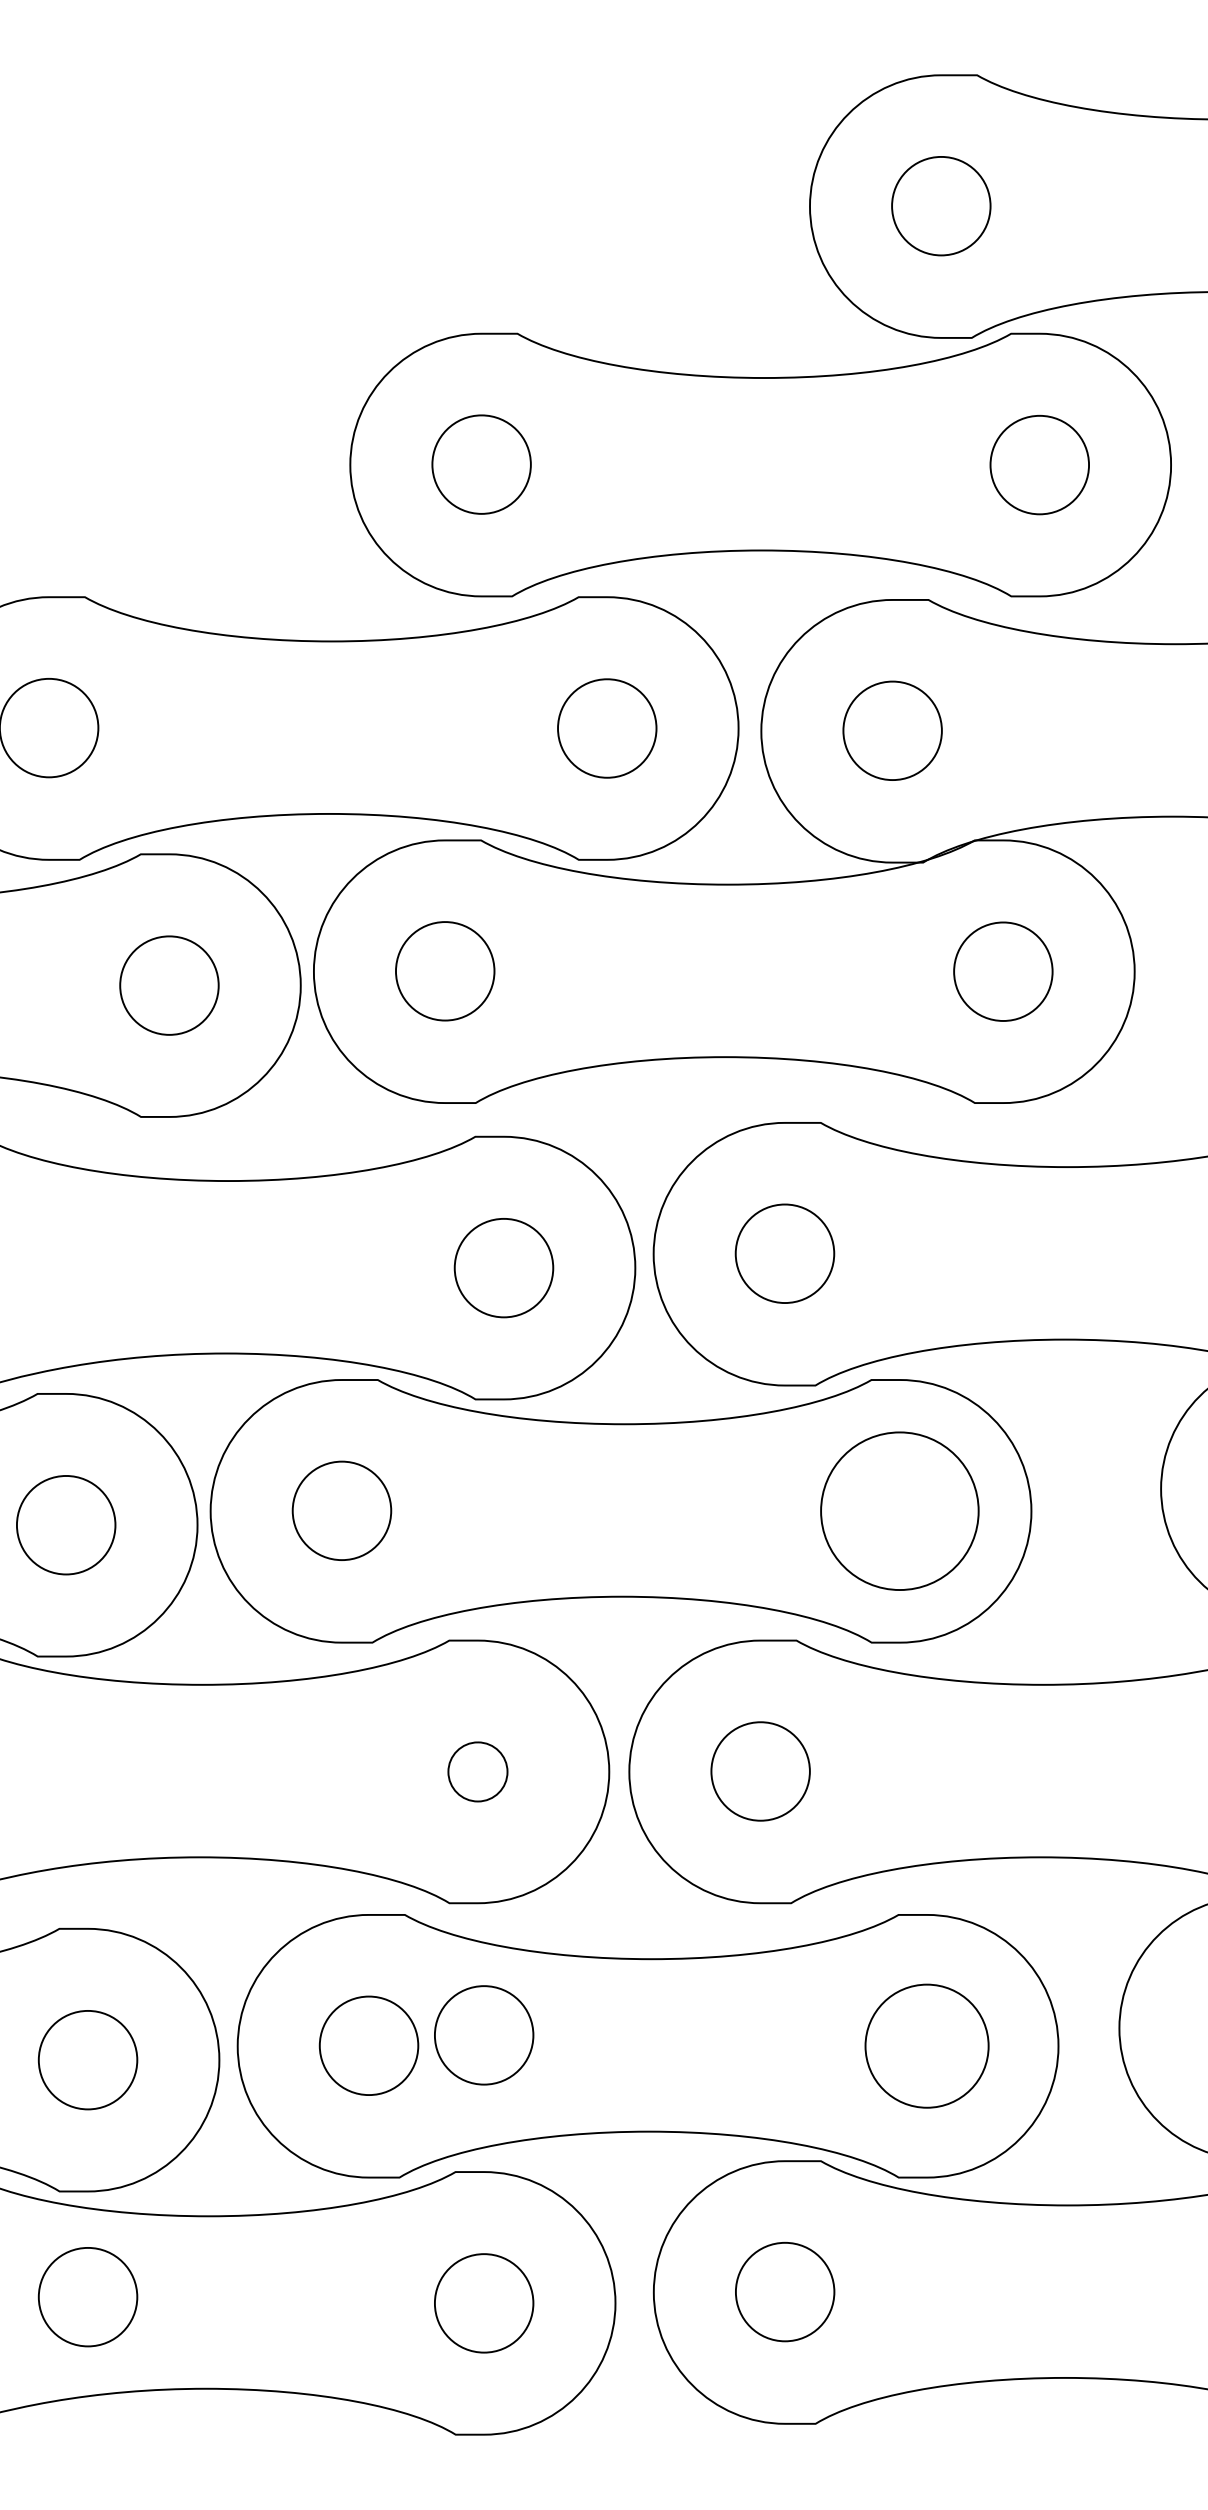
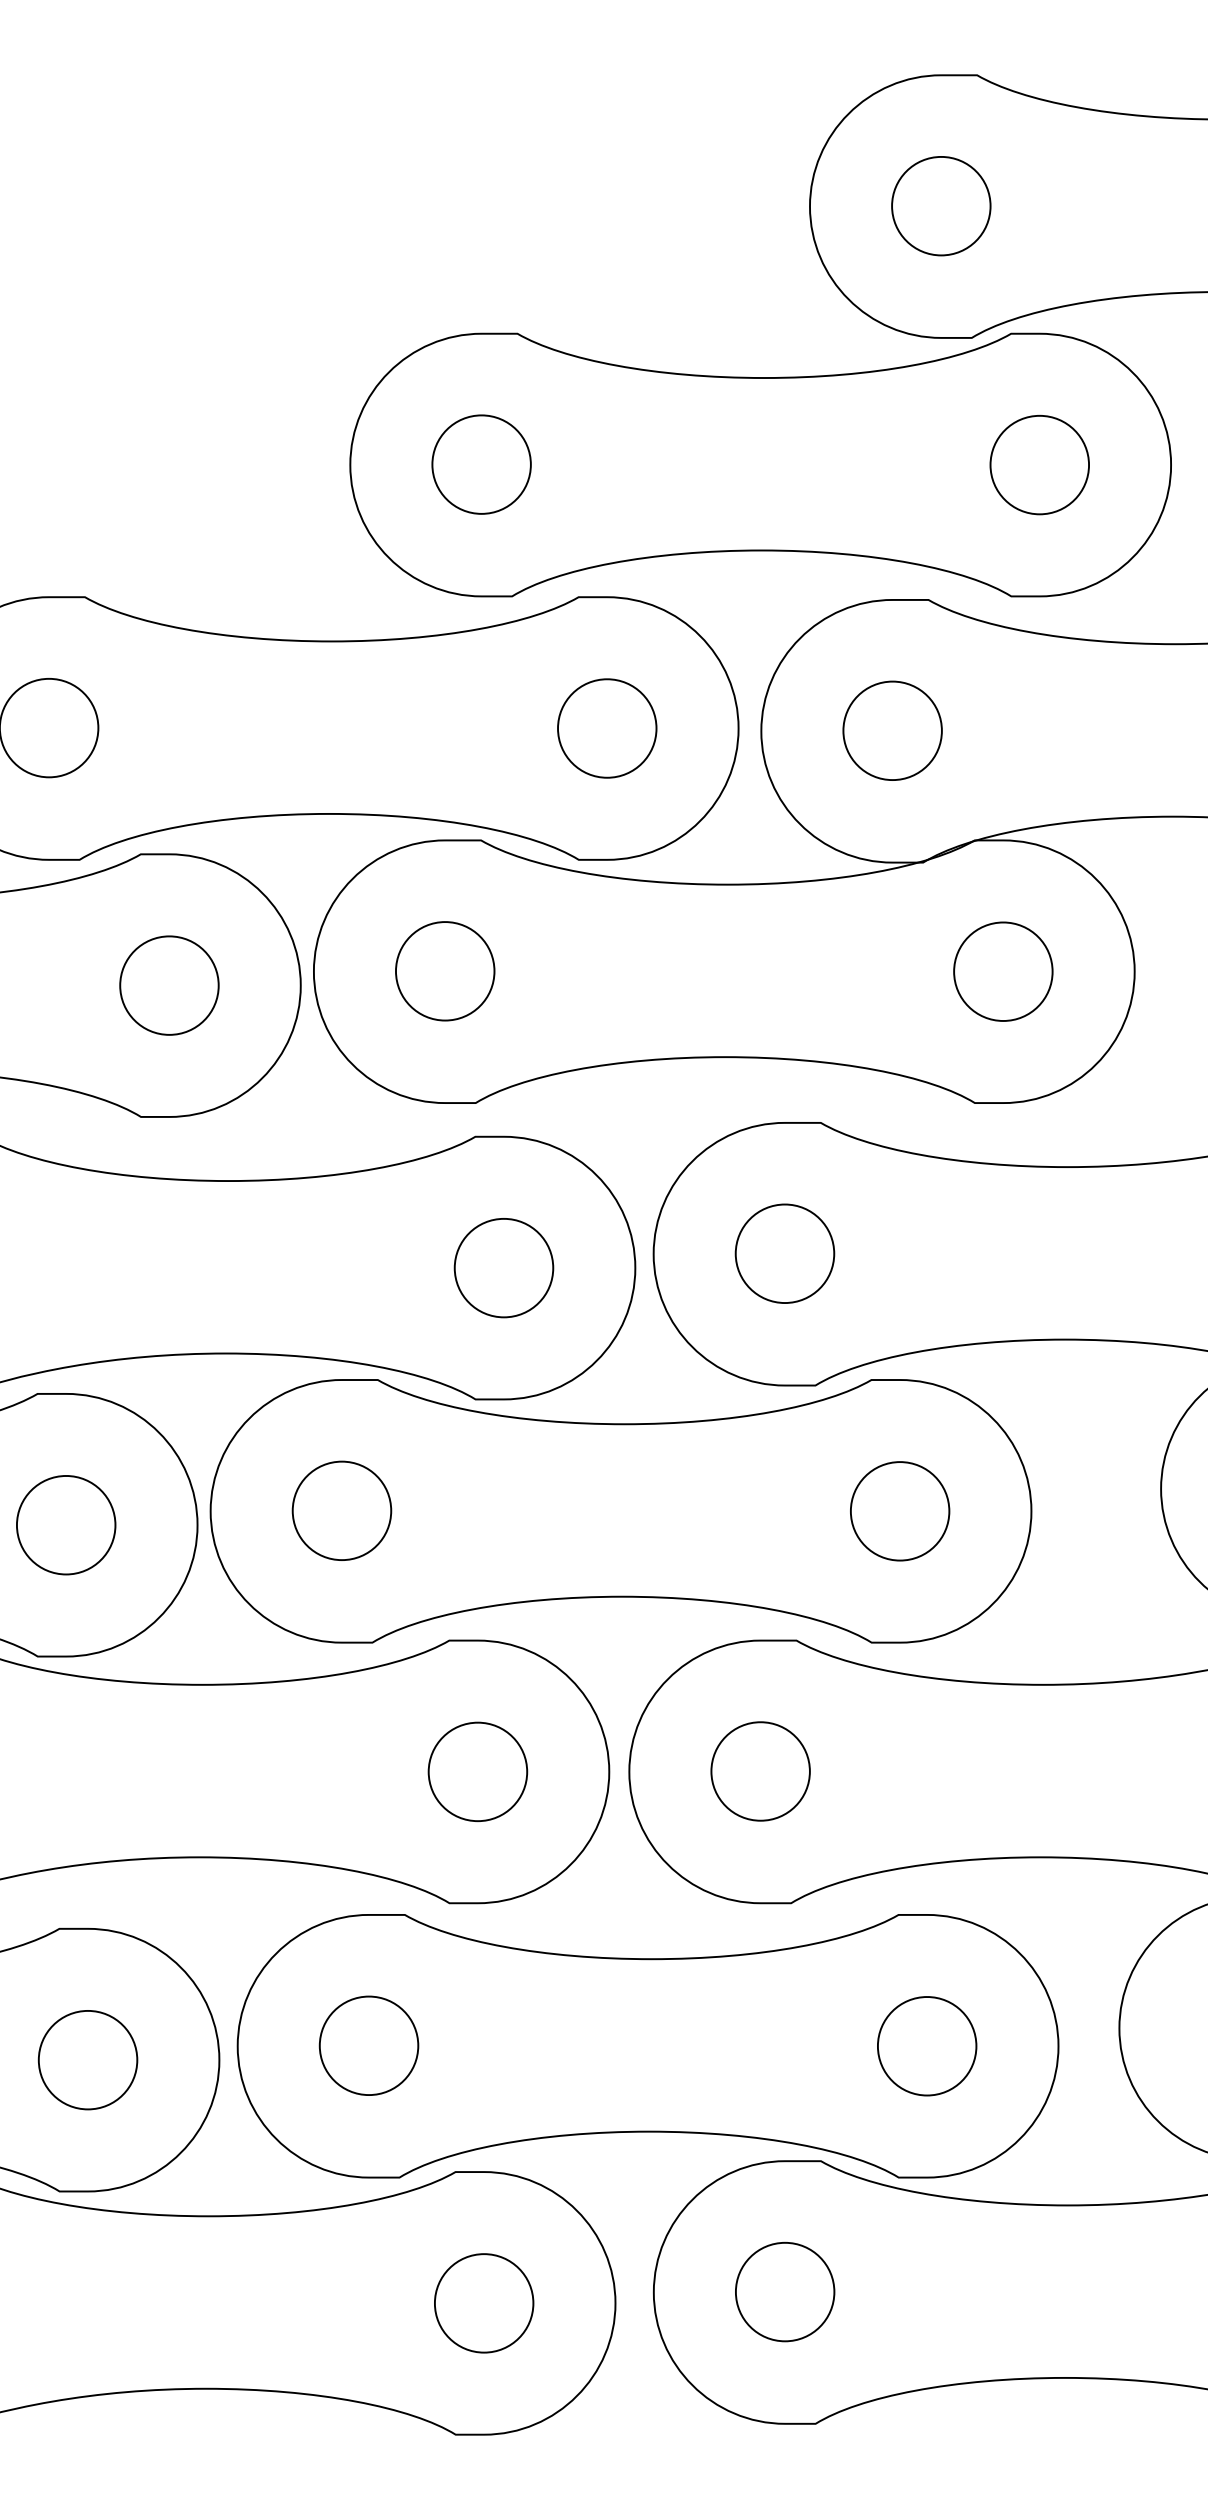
part size: 160x160 px -> 101x101 px (900, 1511)
part size: 62x62 px -> 102x102 px (477, 1771)
part: present -> none (484, 2035)
part size: 126x126 px -> 101x101 px (927, 2046)
part: present -> none (87, 2297)
